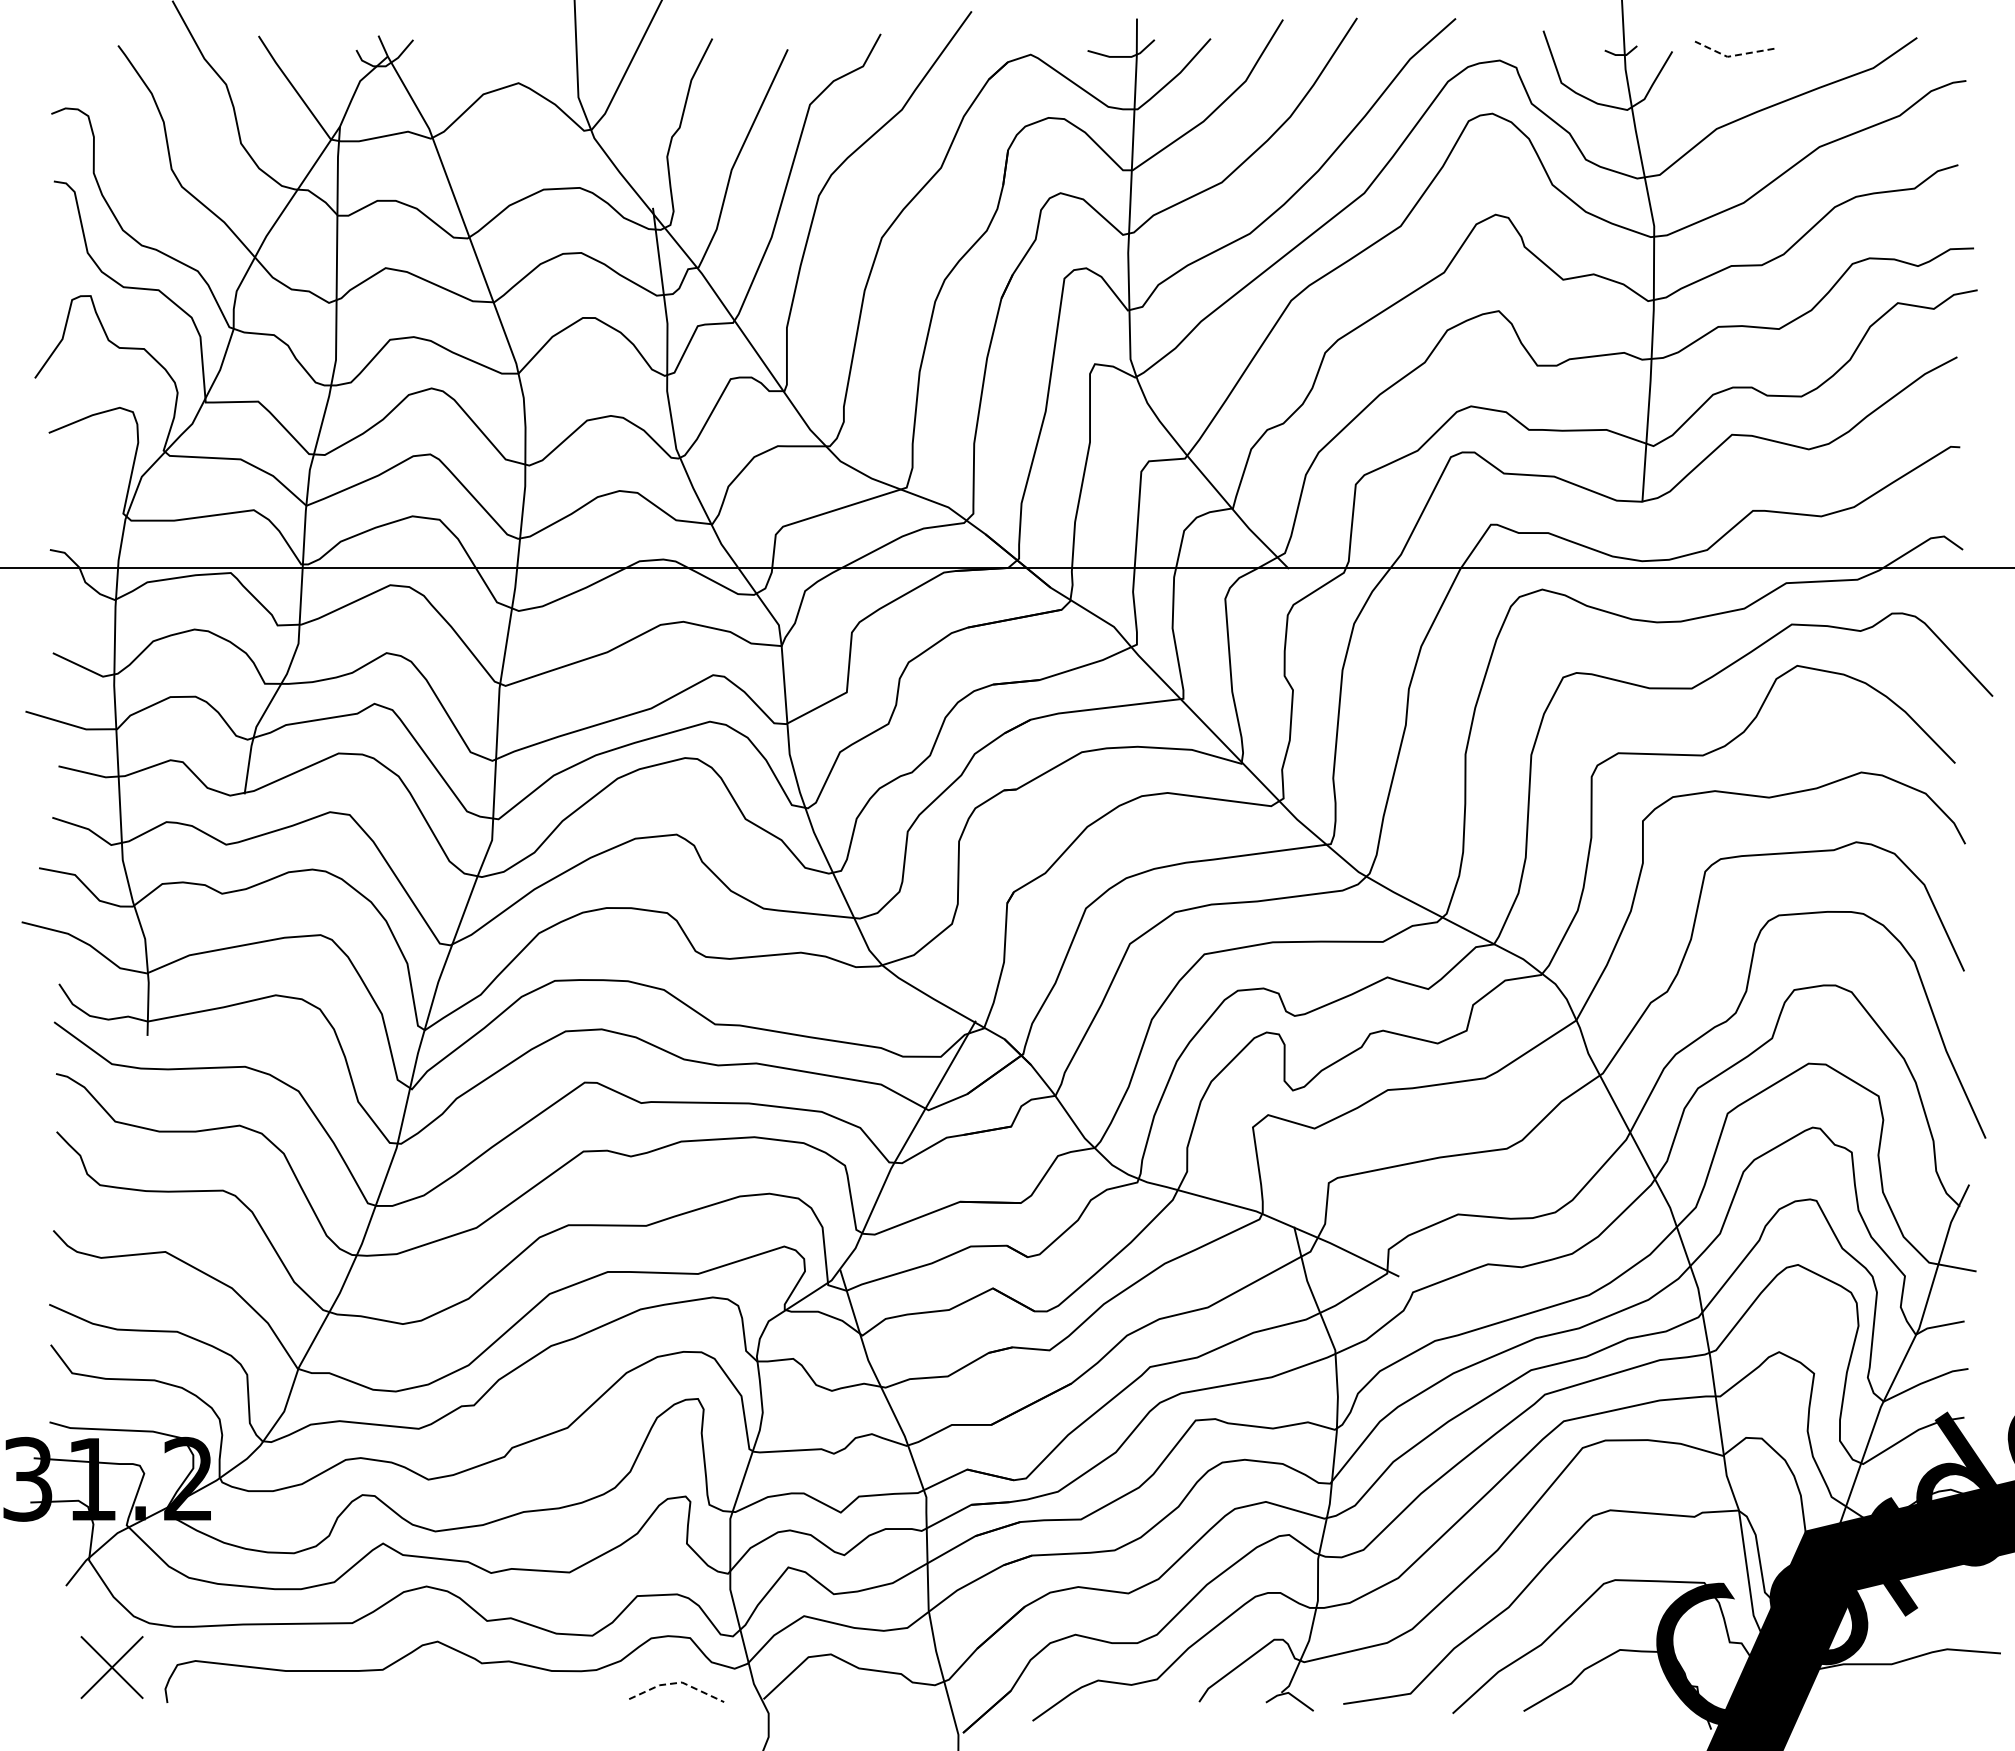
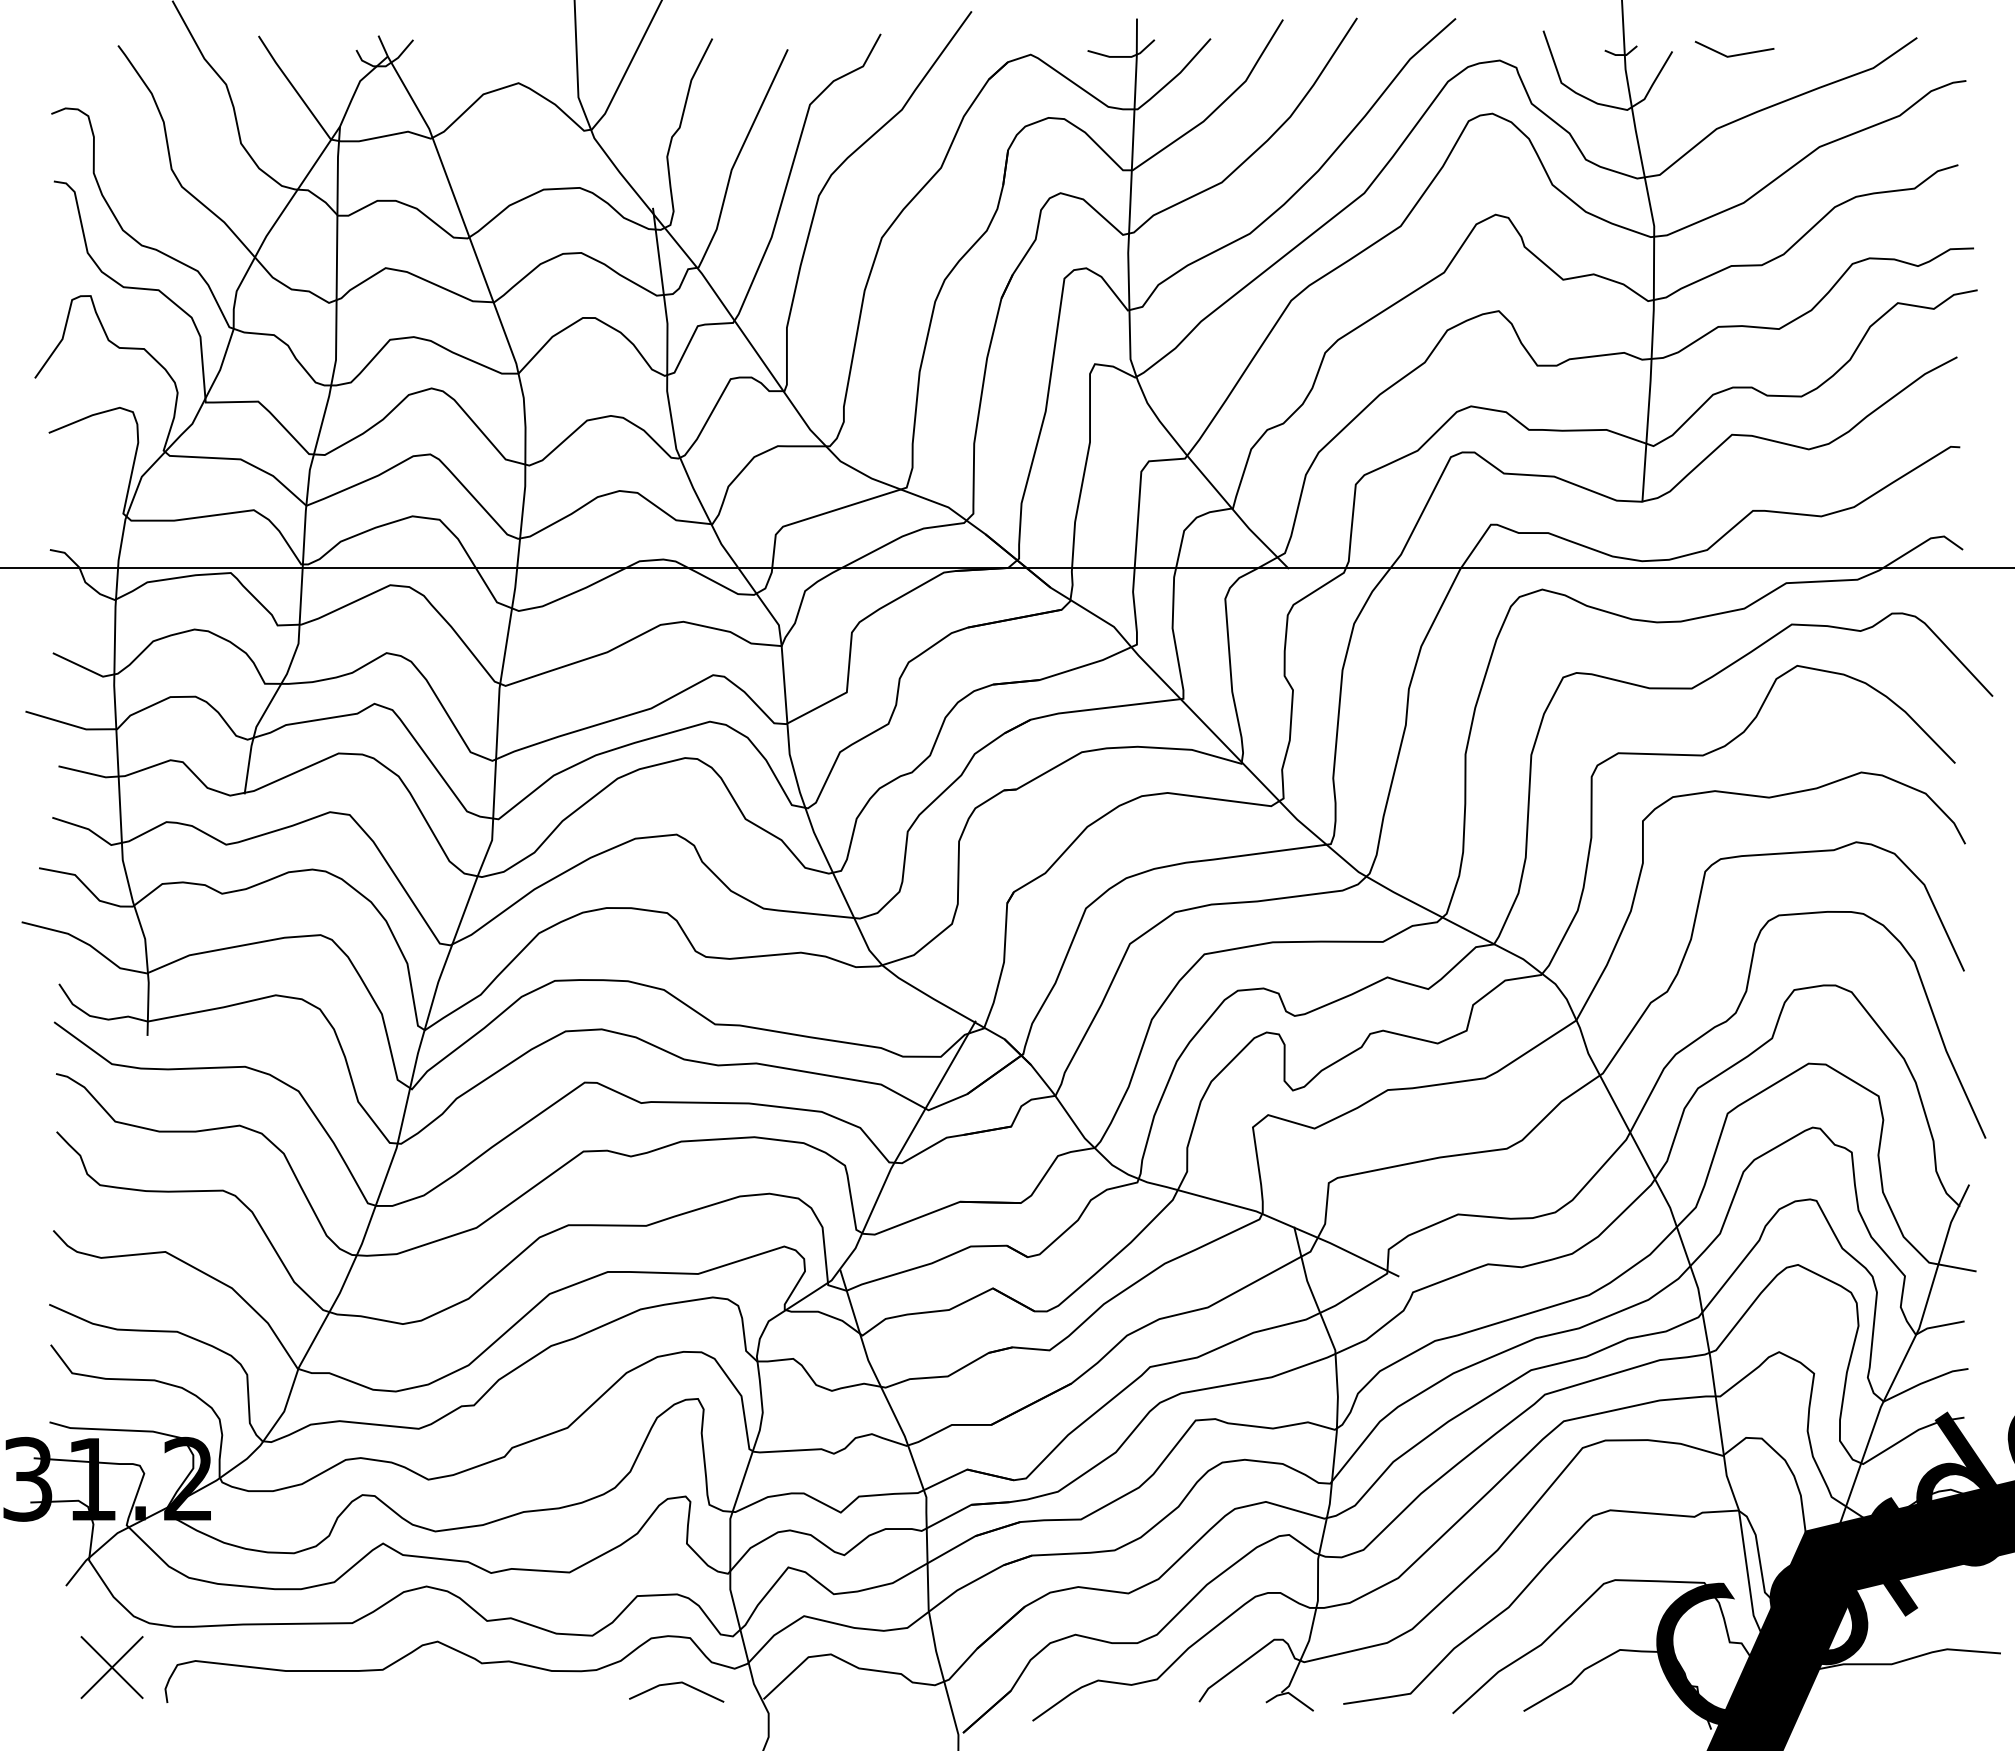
line: dashed -> solid (1732, 56)
line: dashed -> solid (677, 1683)
